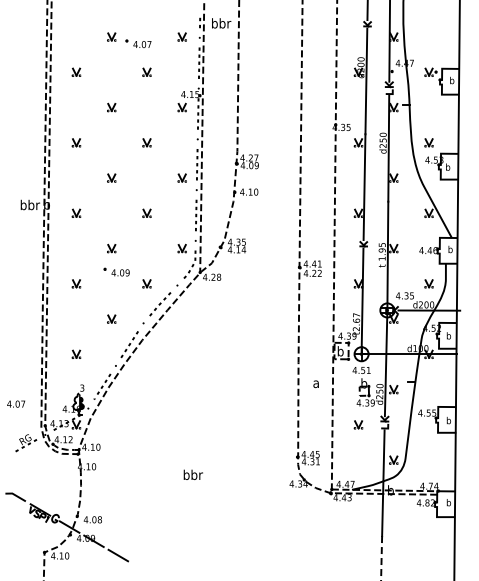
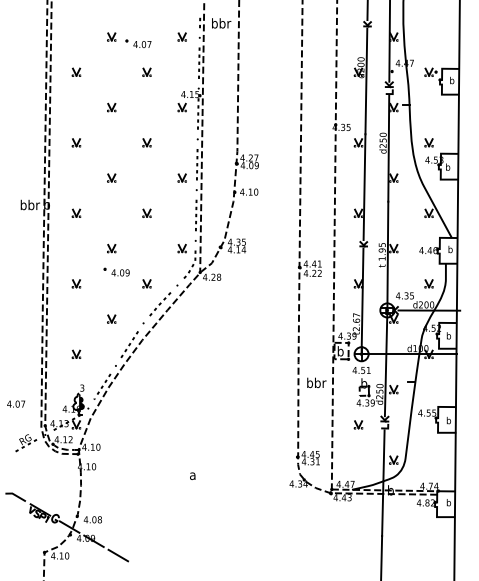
text: a -> bbr (316, 382)
text: bbr -> a (193, 474)
line: dashed -> solid (381, 559)
